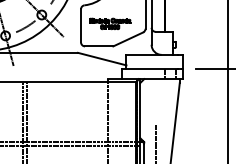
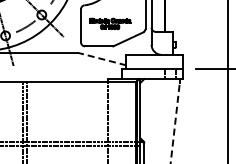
line: solid -> dashed (101, 59)
line: solid -> dashed (175, 122)
line: present -> none (155, 141)
